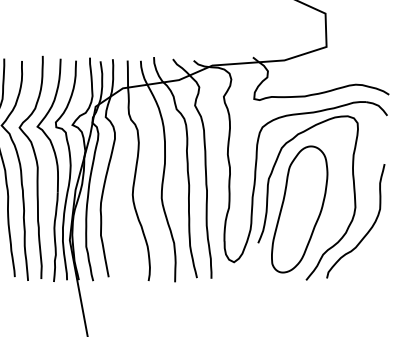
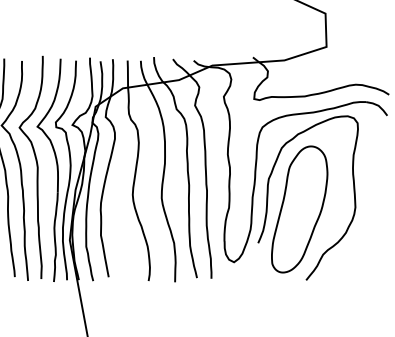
curve: present -> none (367, 231)
